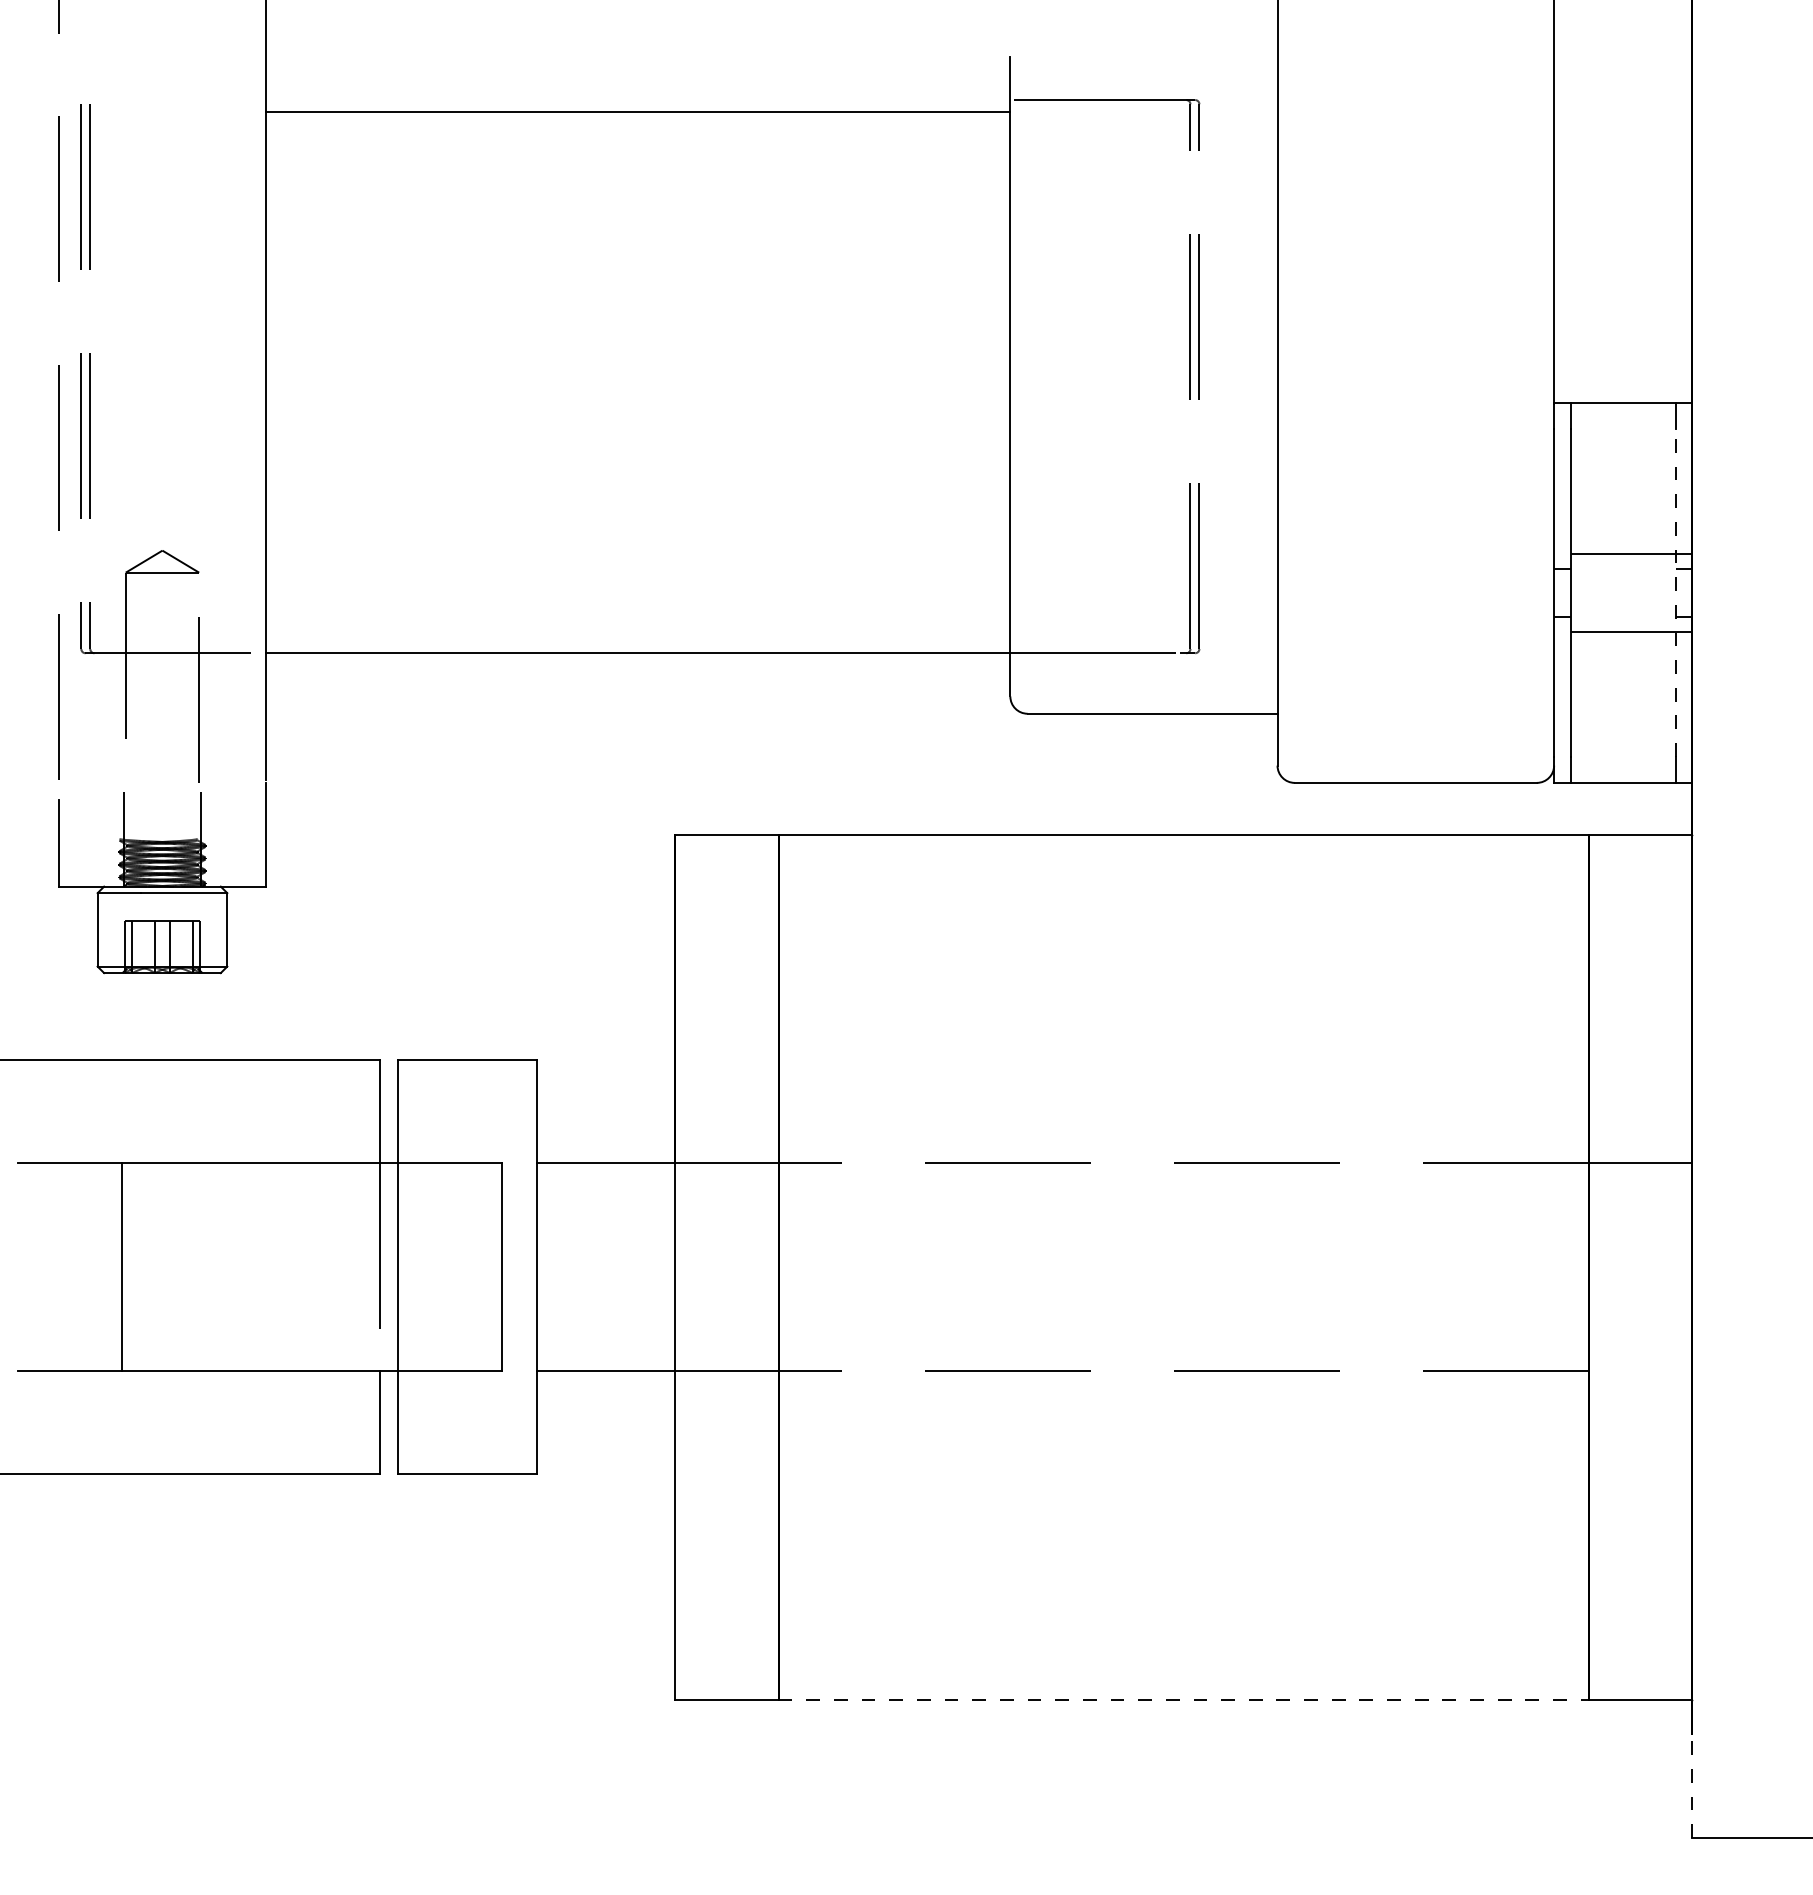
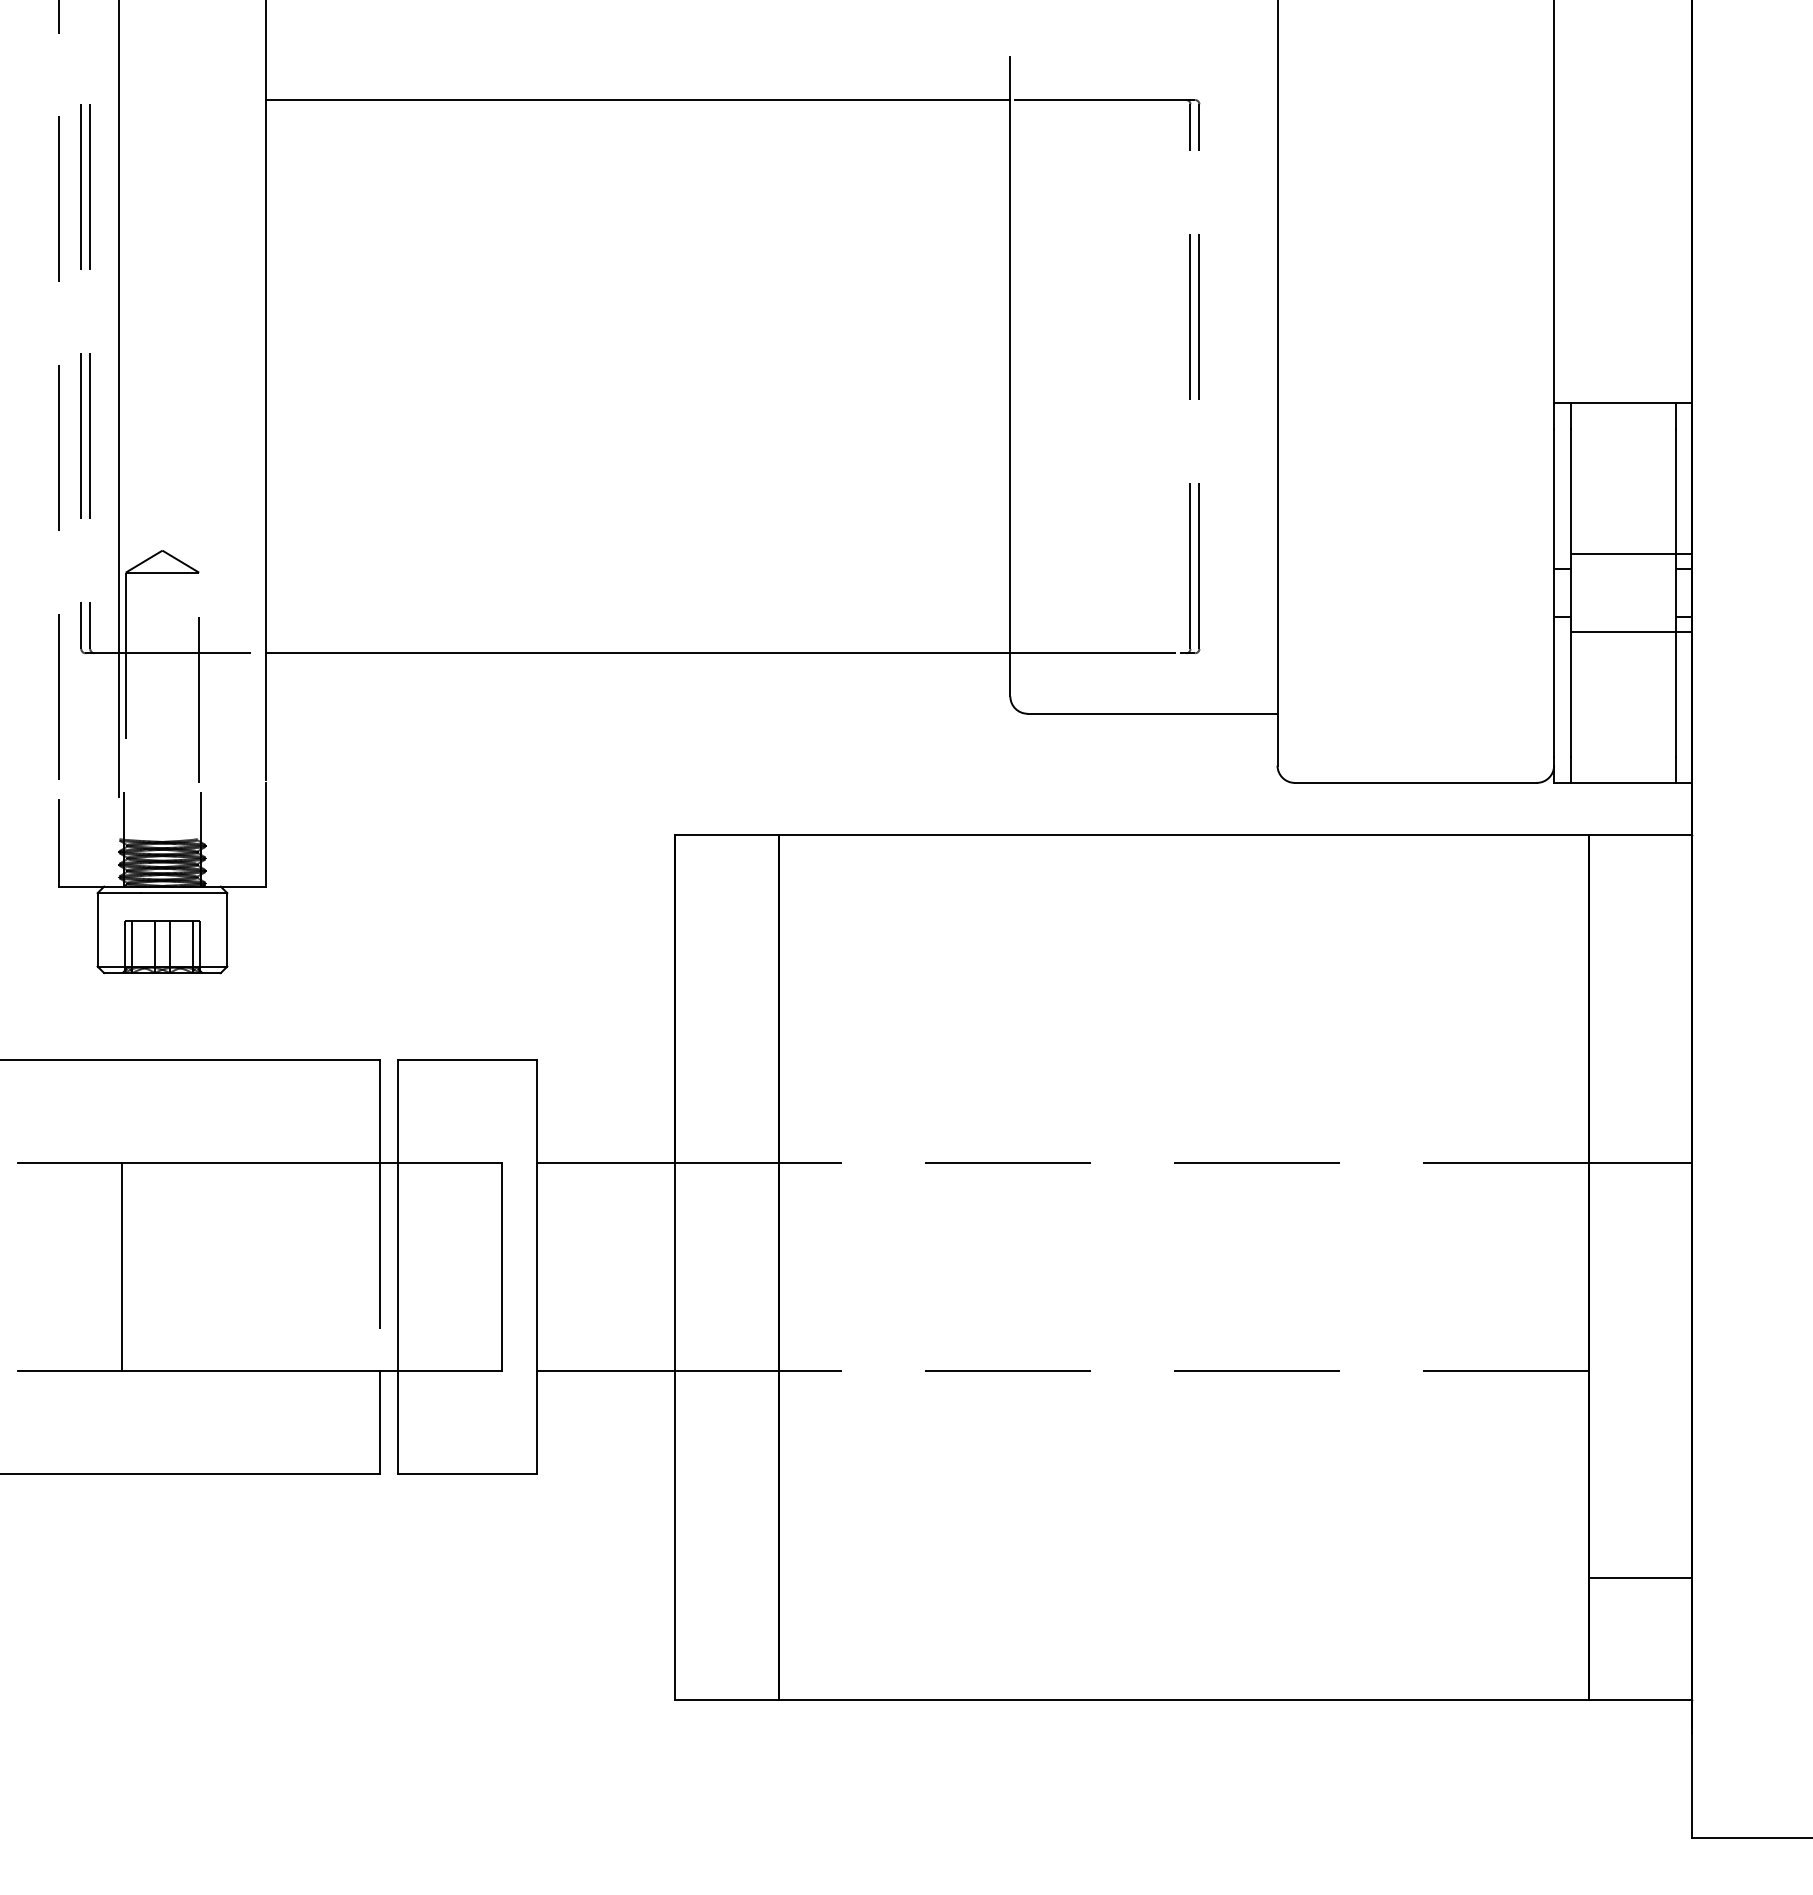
line position: (638, 112) -> (638, 100) (638, 100)
line: none -> present (119, 399)
line: dashed -> solid (1675, 592)
line: none -> present (1640, 1578)
line: dashed -> solid (1184, 1699)
line: dashed -> solid (1692, 1786)
